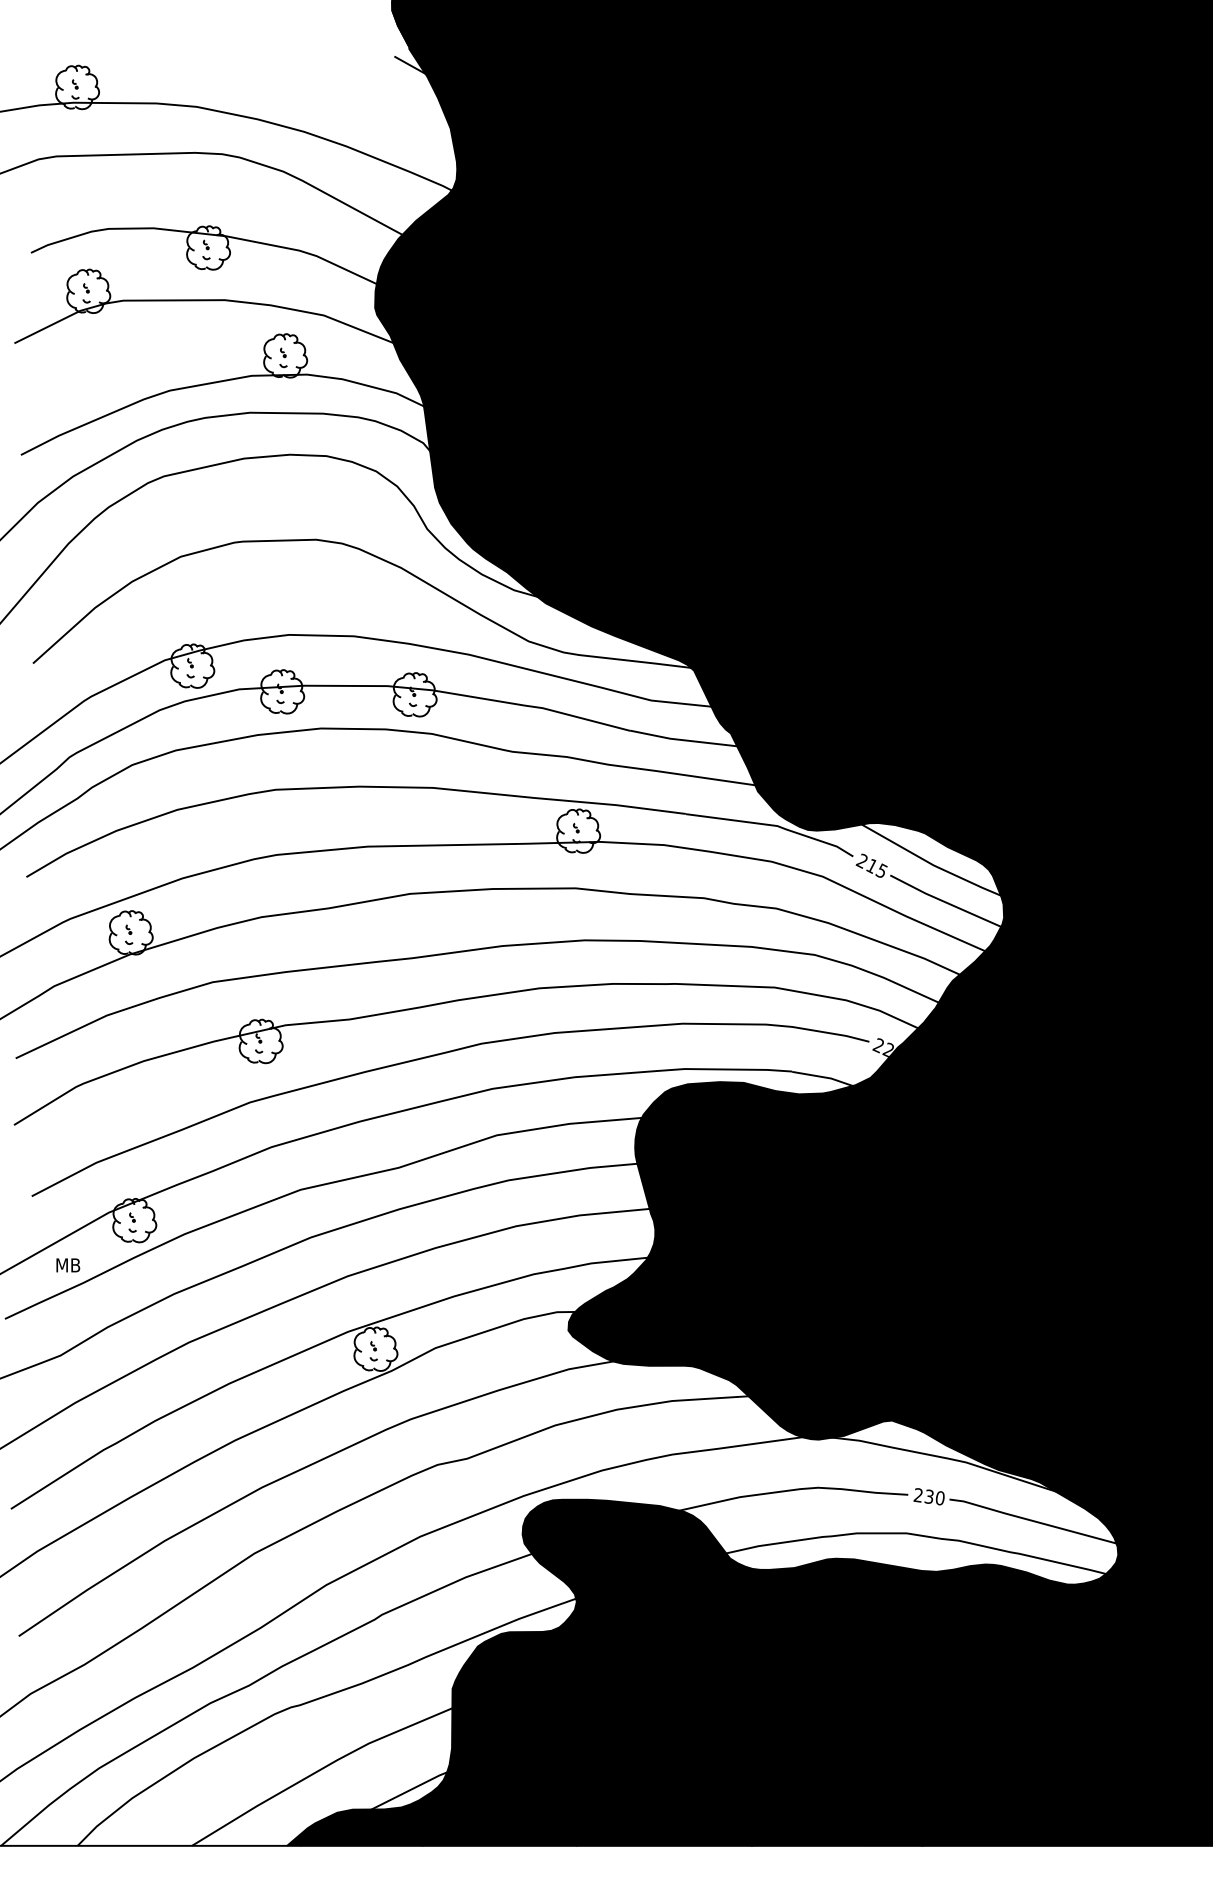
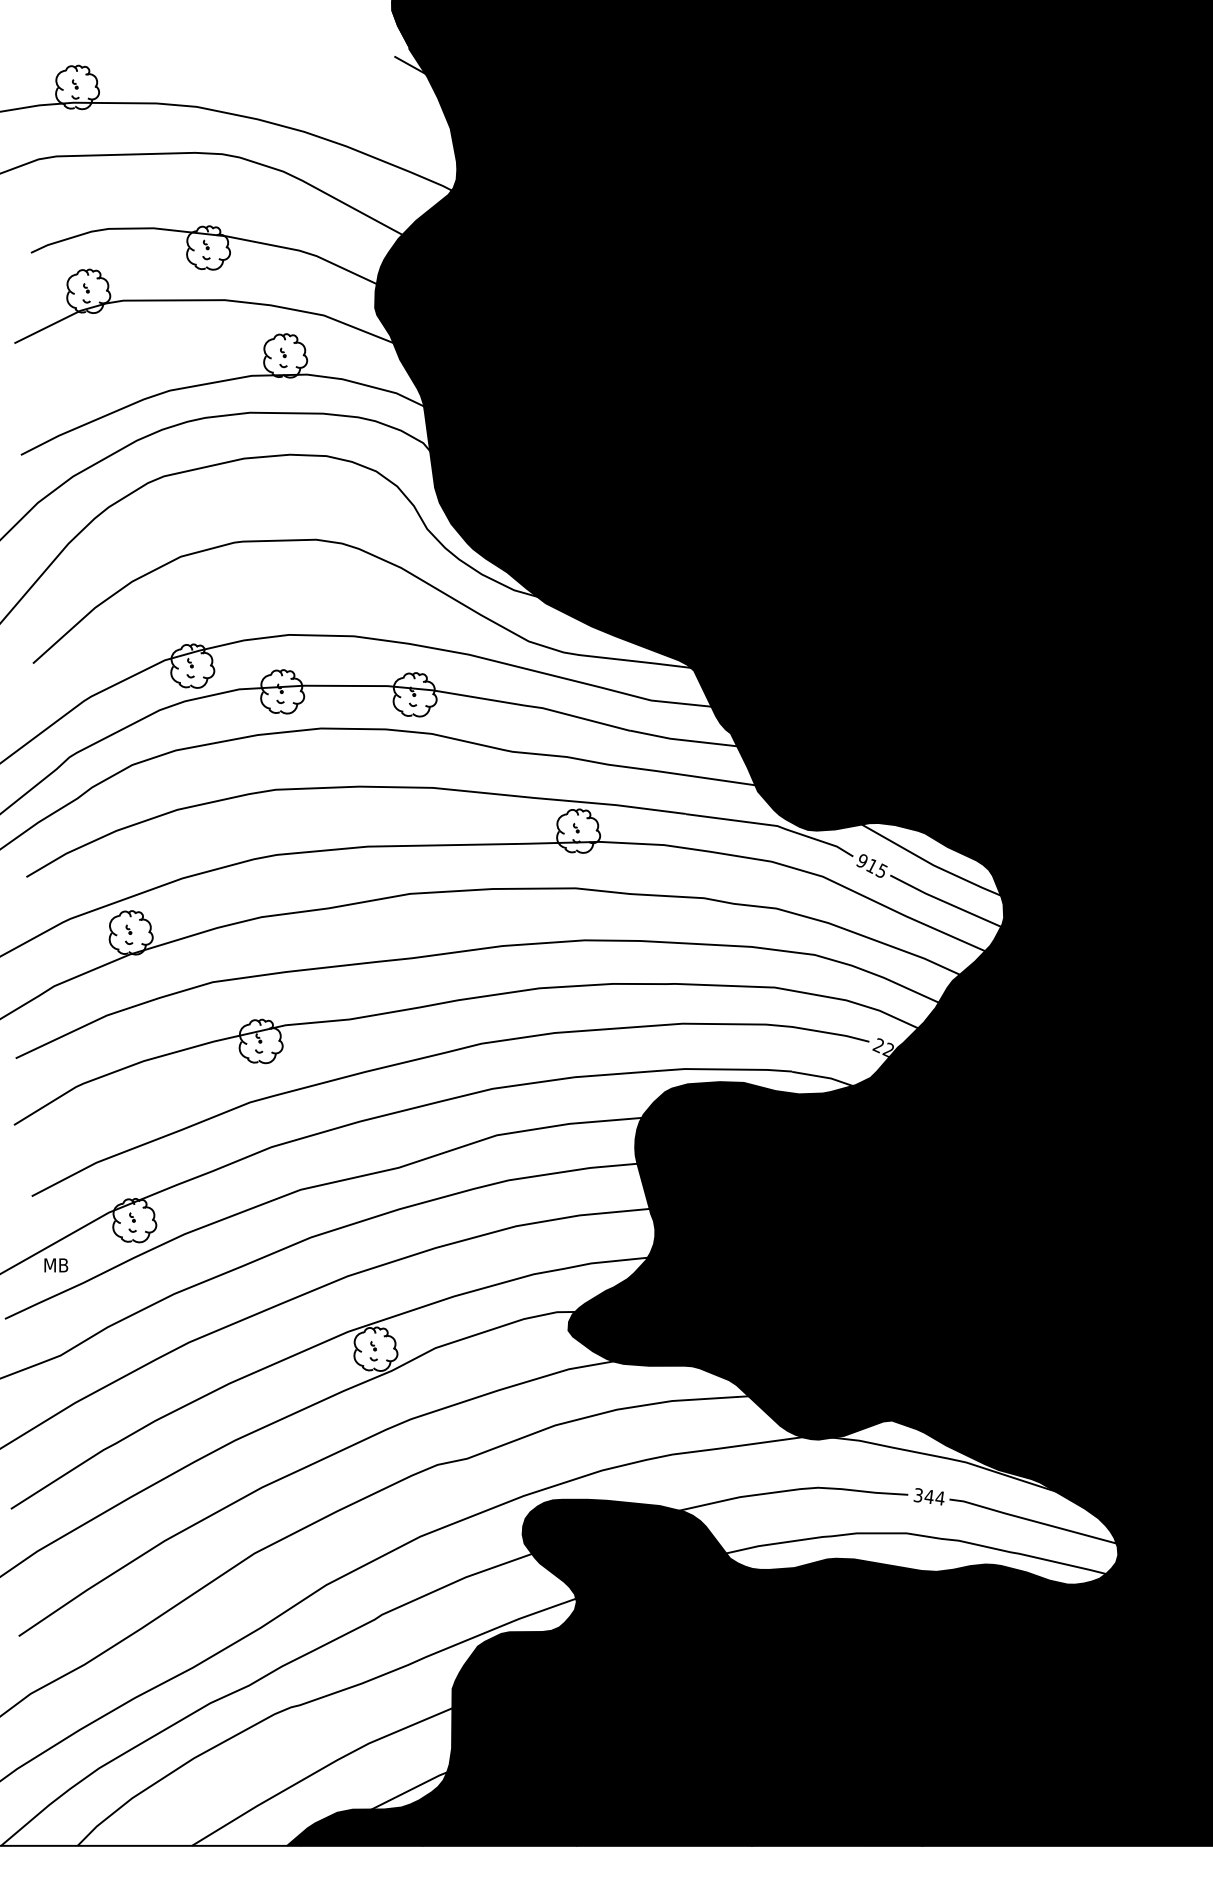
text: 215 -> 915 (861, 860)
text position: (68, 1265) -> (56, 1265) (56, 1265)
text: 230 -> 344 (928, 1496)
